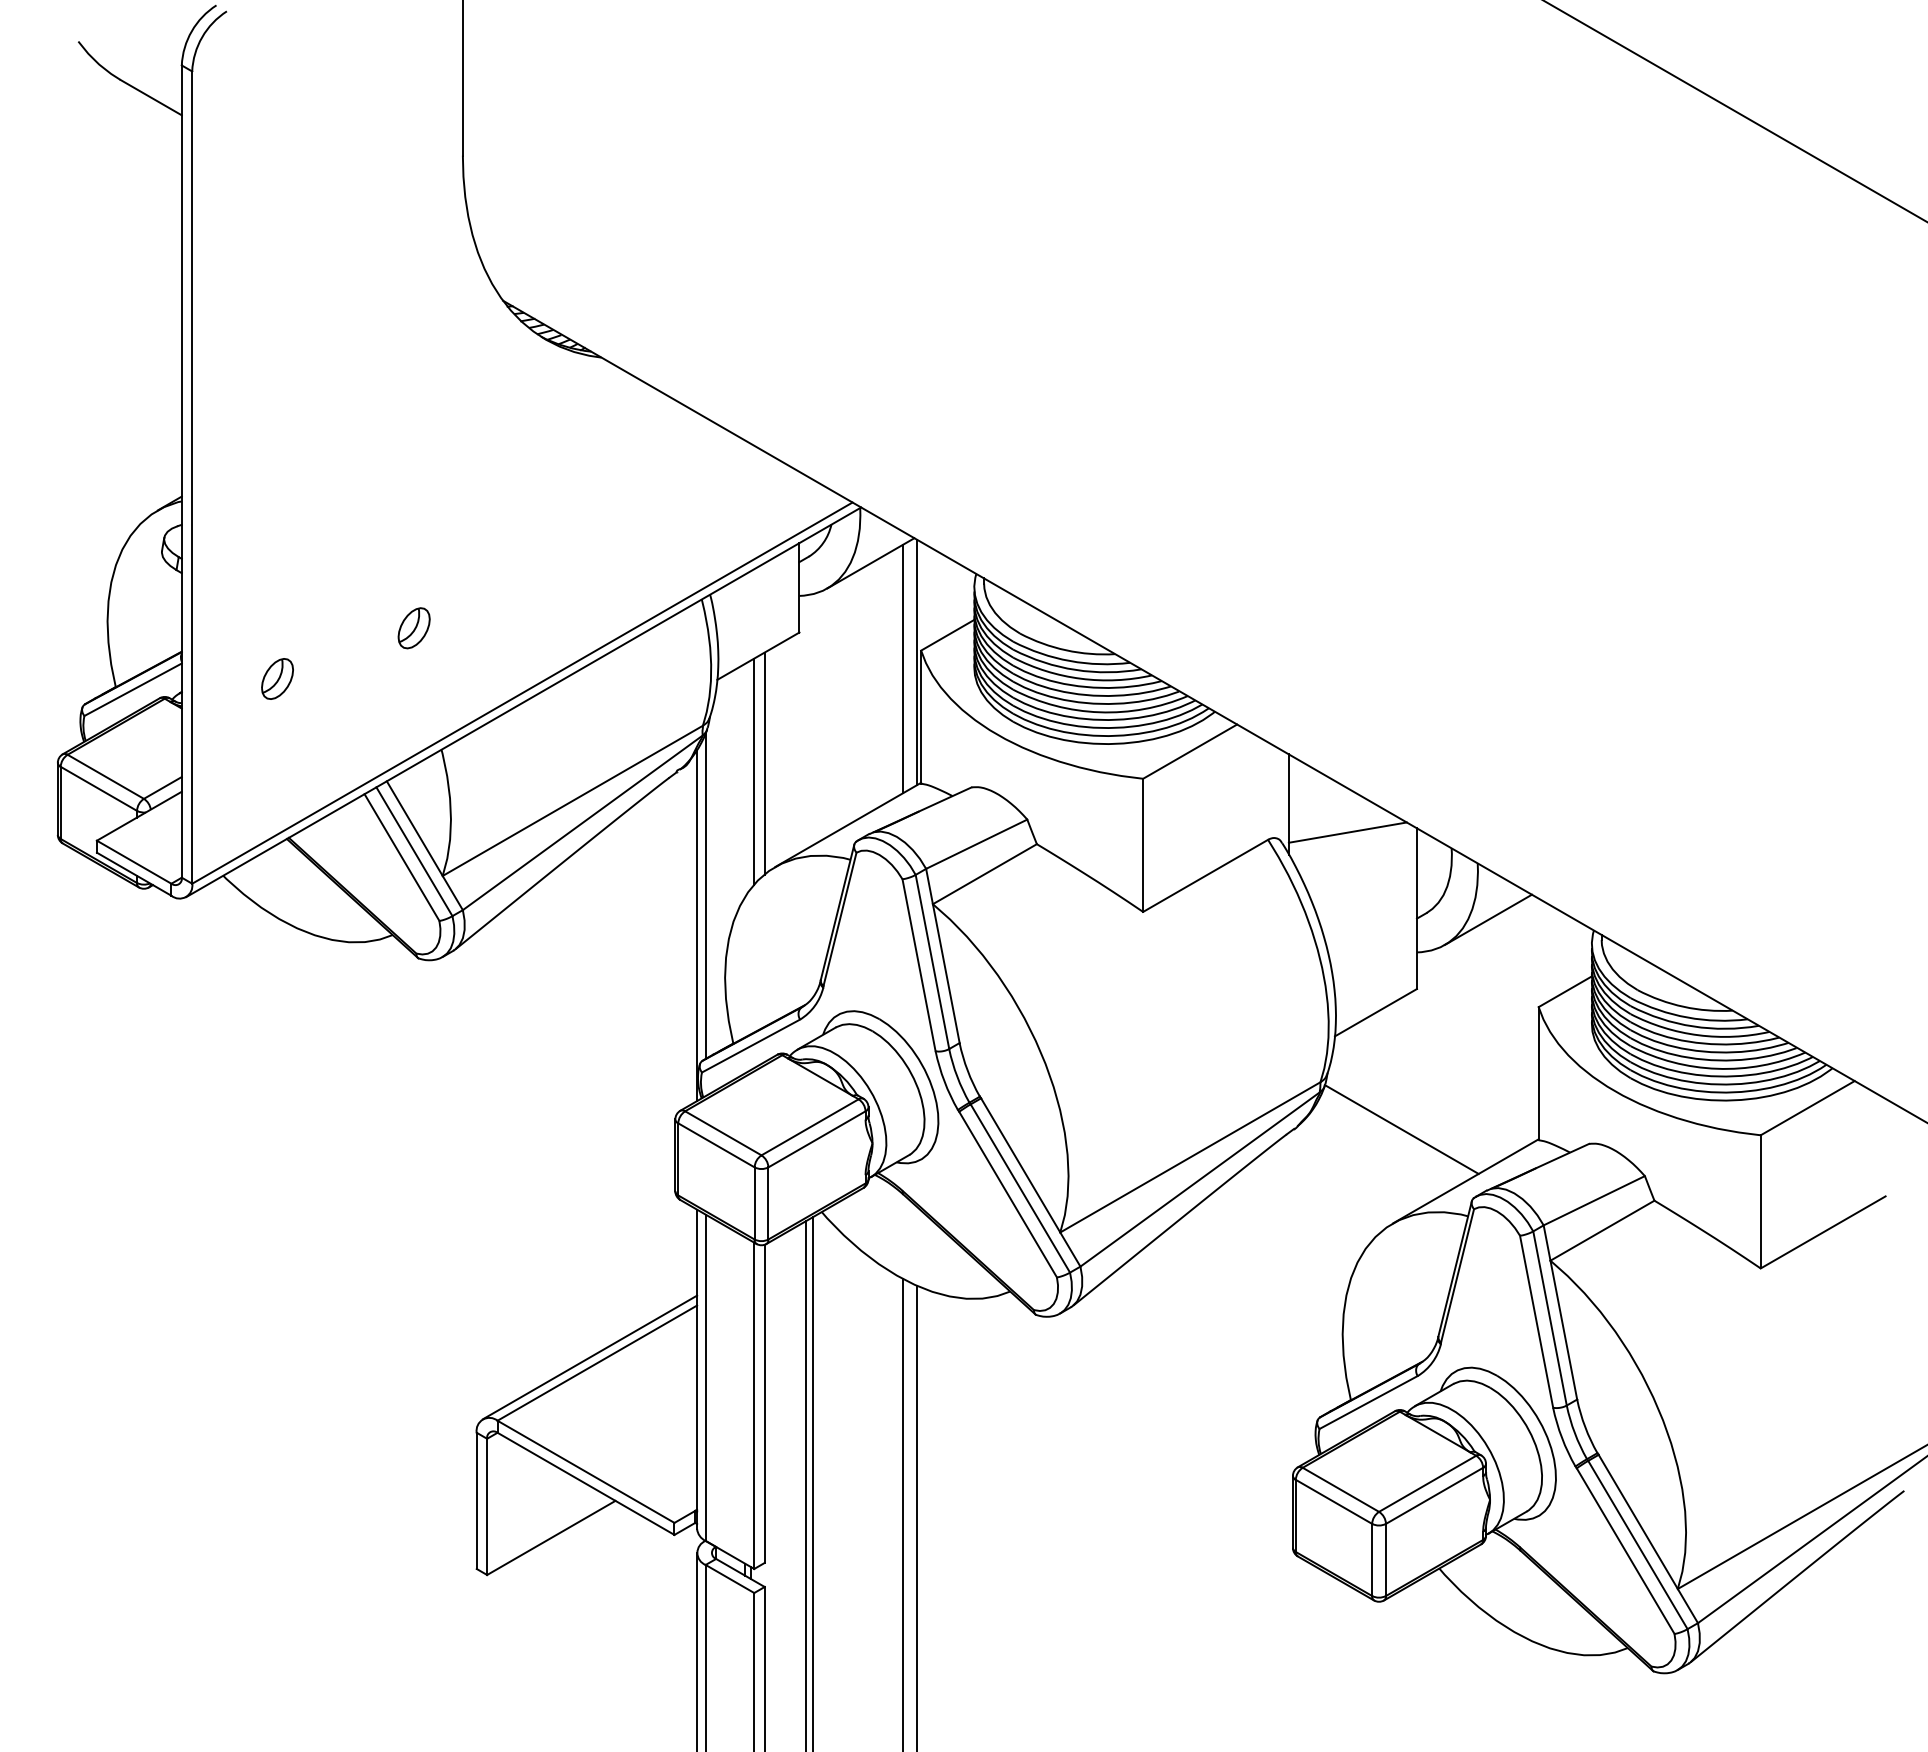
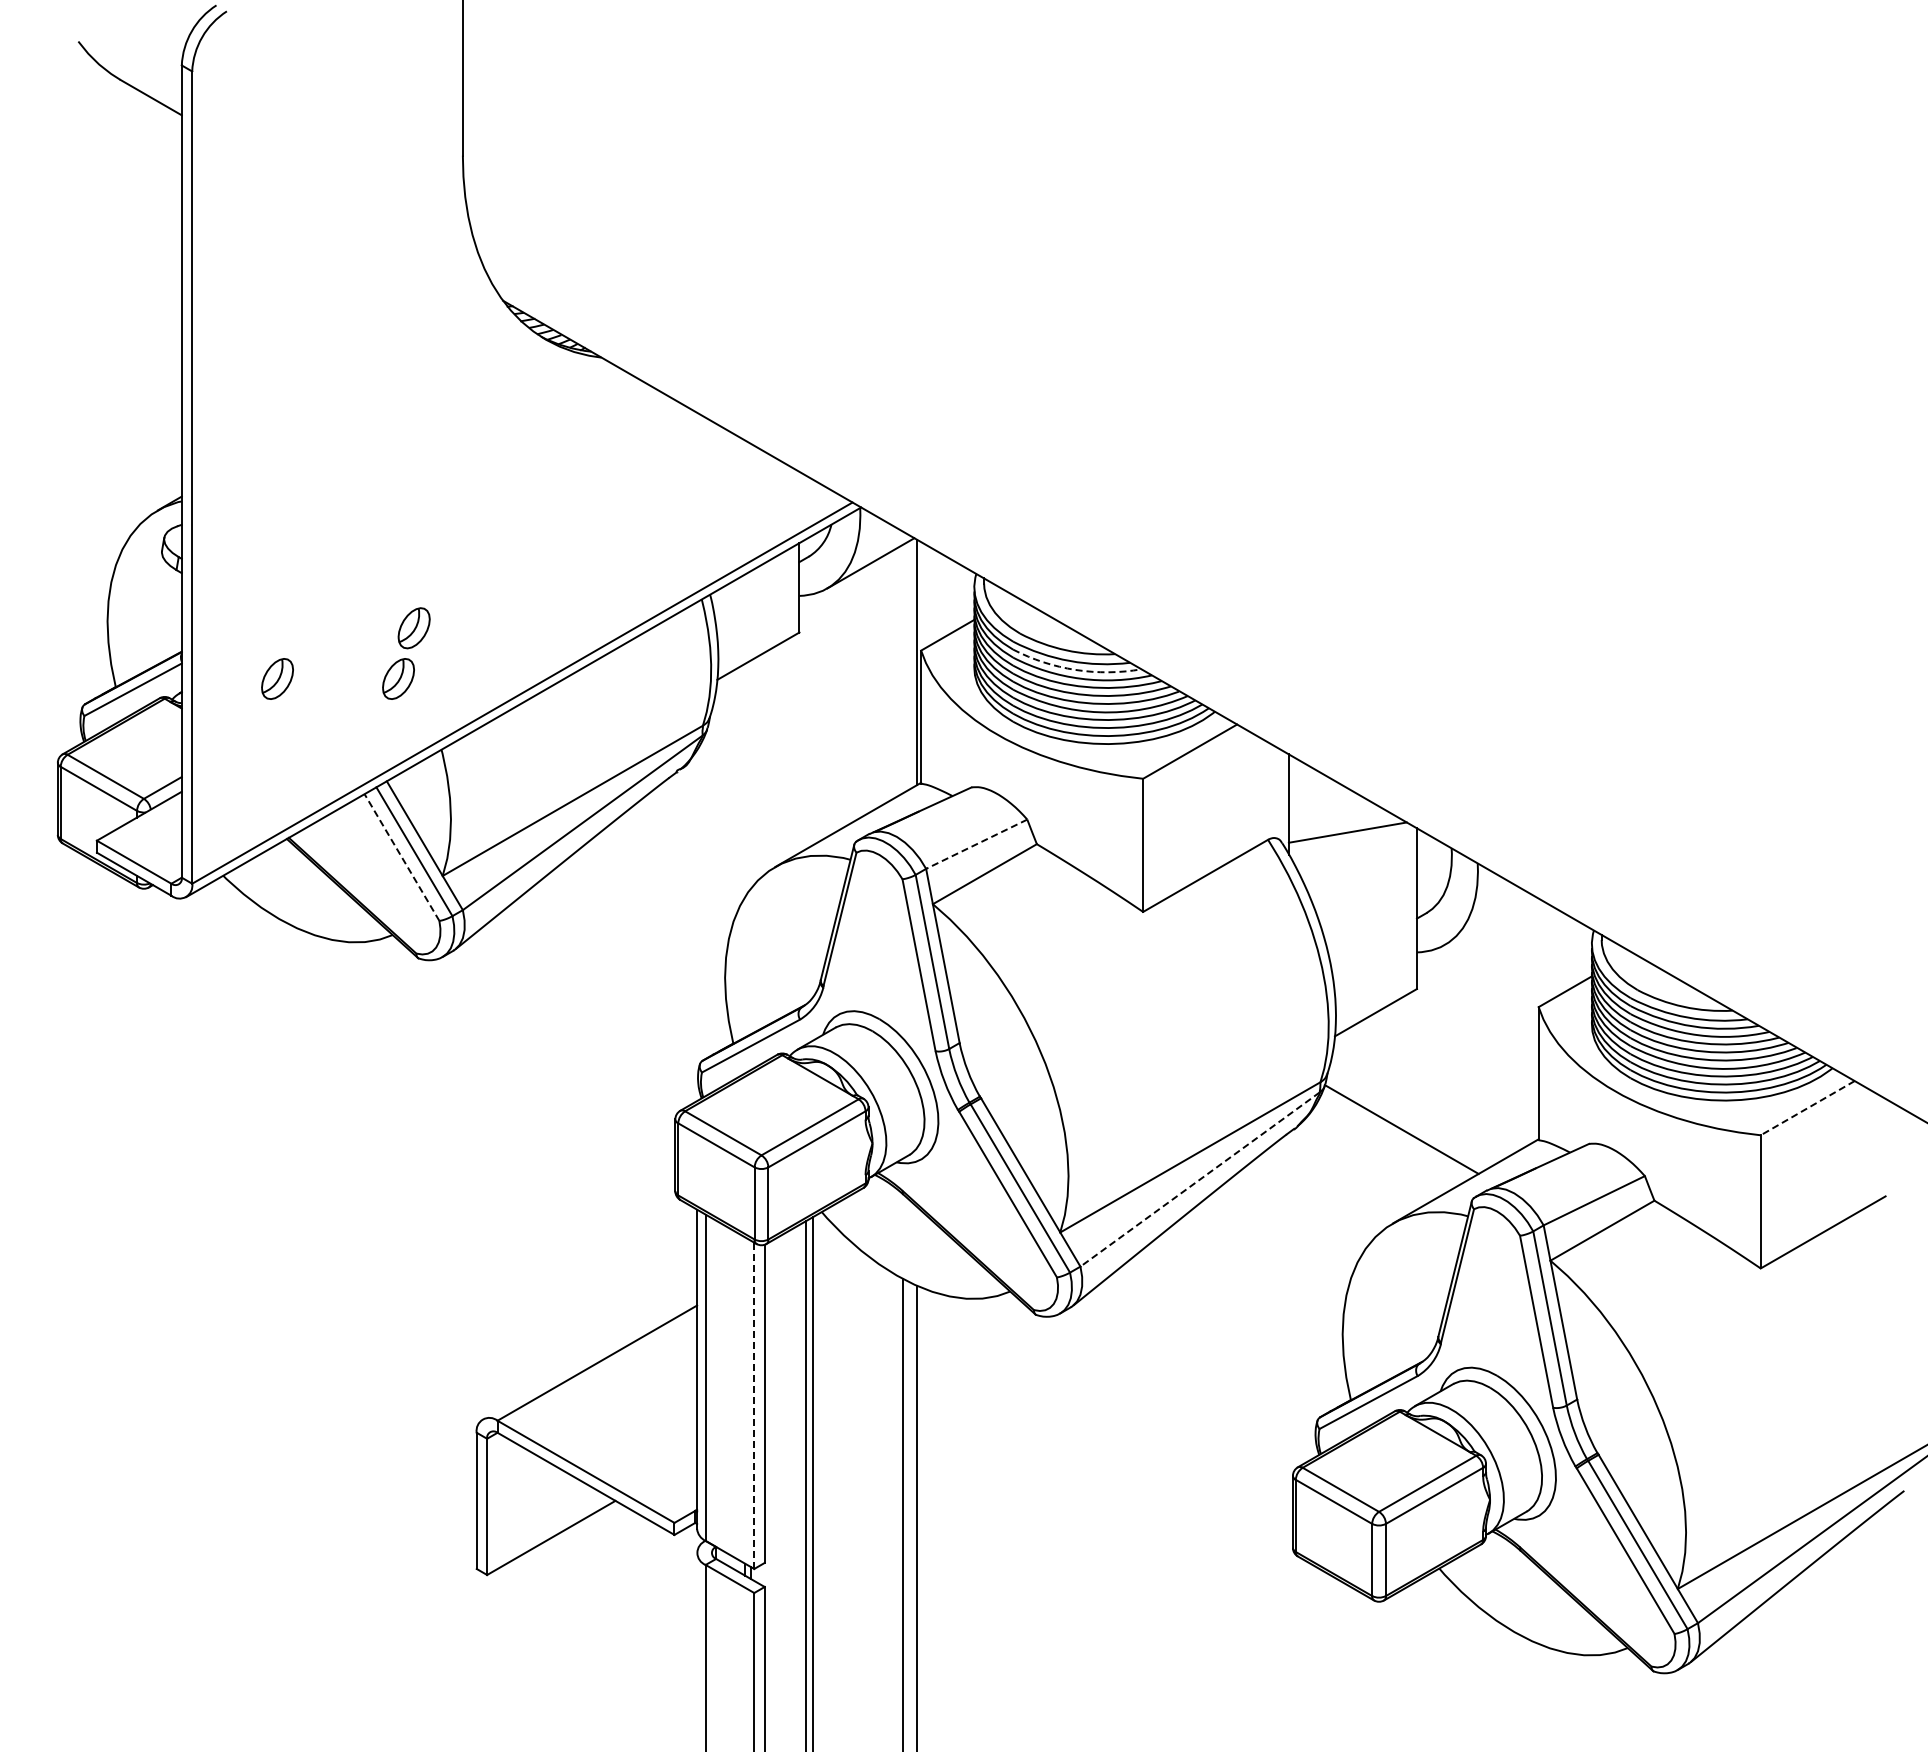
line: present -> none (1735, 111)
line: present -> none (903, 668)
arc: solid -> dashed (1075, 669)
part: none -> present (398, 678)
line: present -> none (764, 763)
line: present -> none (754, 771)
line: solid -> dashed (976, 844)
line: solid -> dashed (402, 857)
line: present -> none (705, 896)
line: present -> none (1487, 919)
line: present -> none (697, 925)
line: solid -> dashed (1807, 1108)
line: solid -> dashed (1199, 1179)
line: present -> none (589, 1357)
line: solid -> dashed (754, 1406)
line: present -> none (697, 1650)
